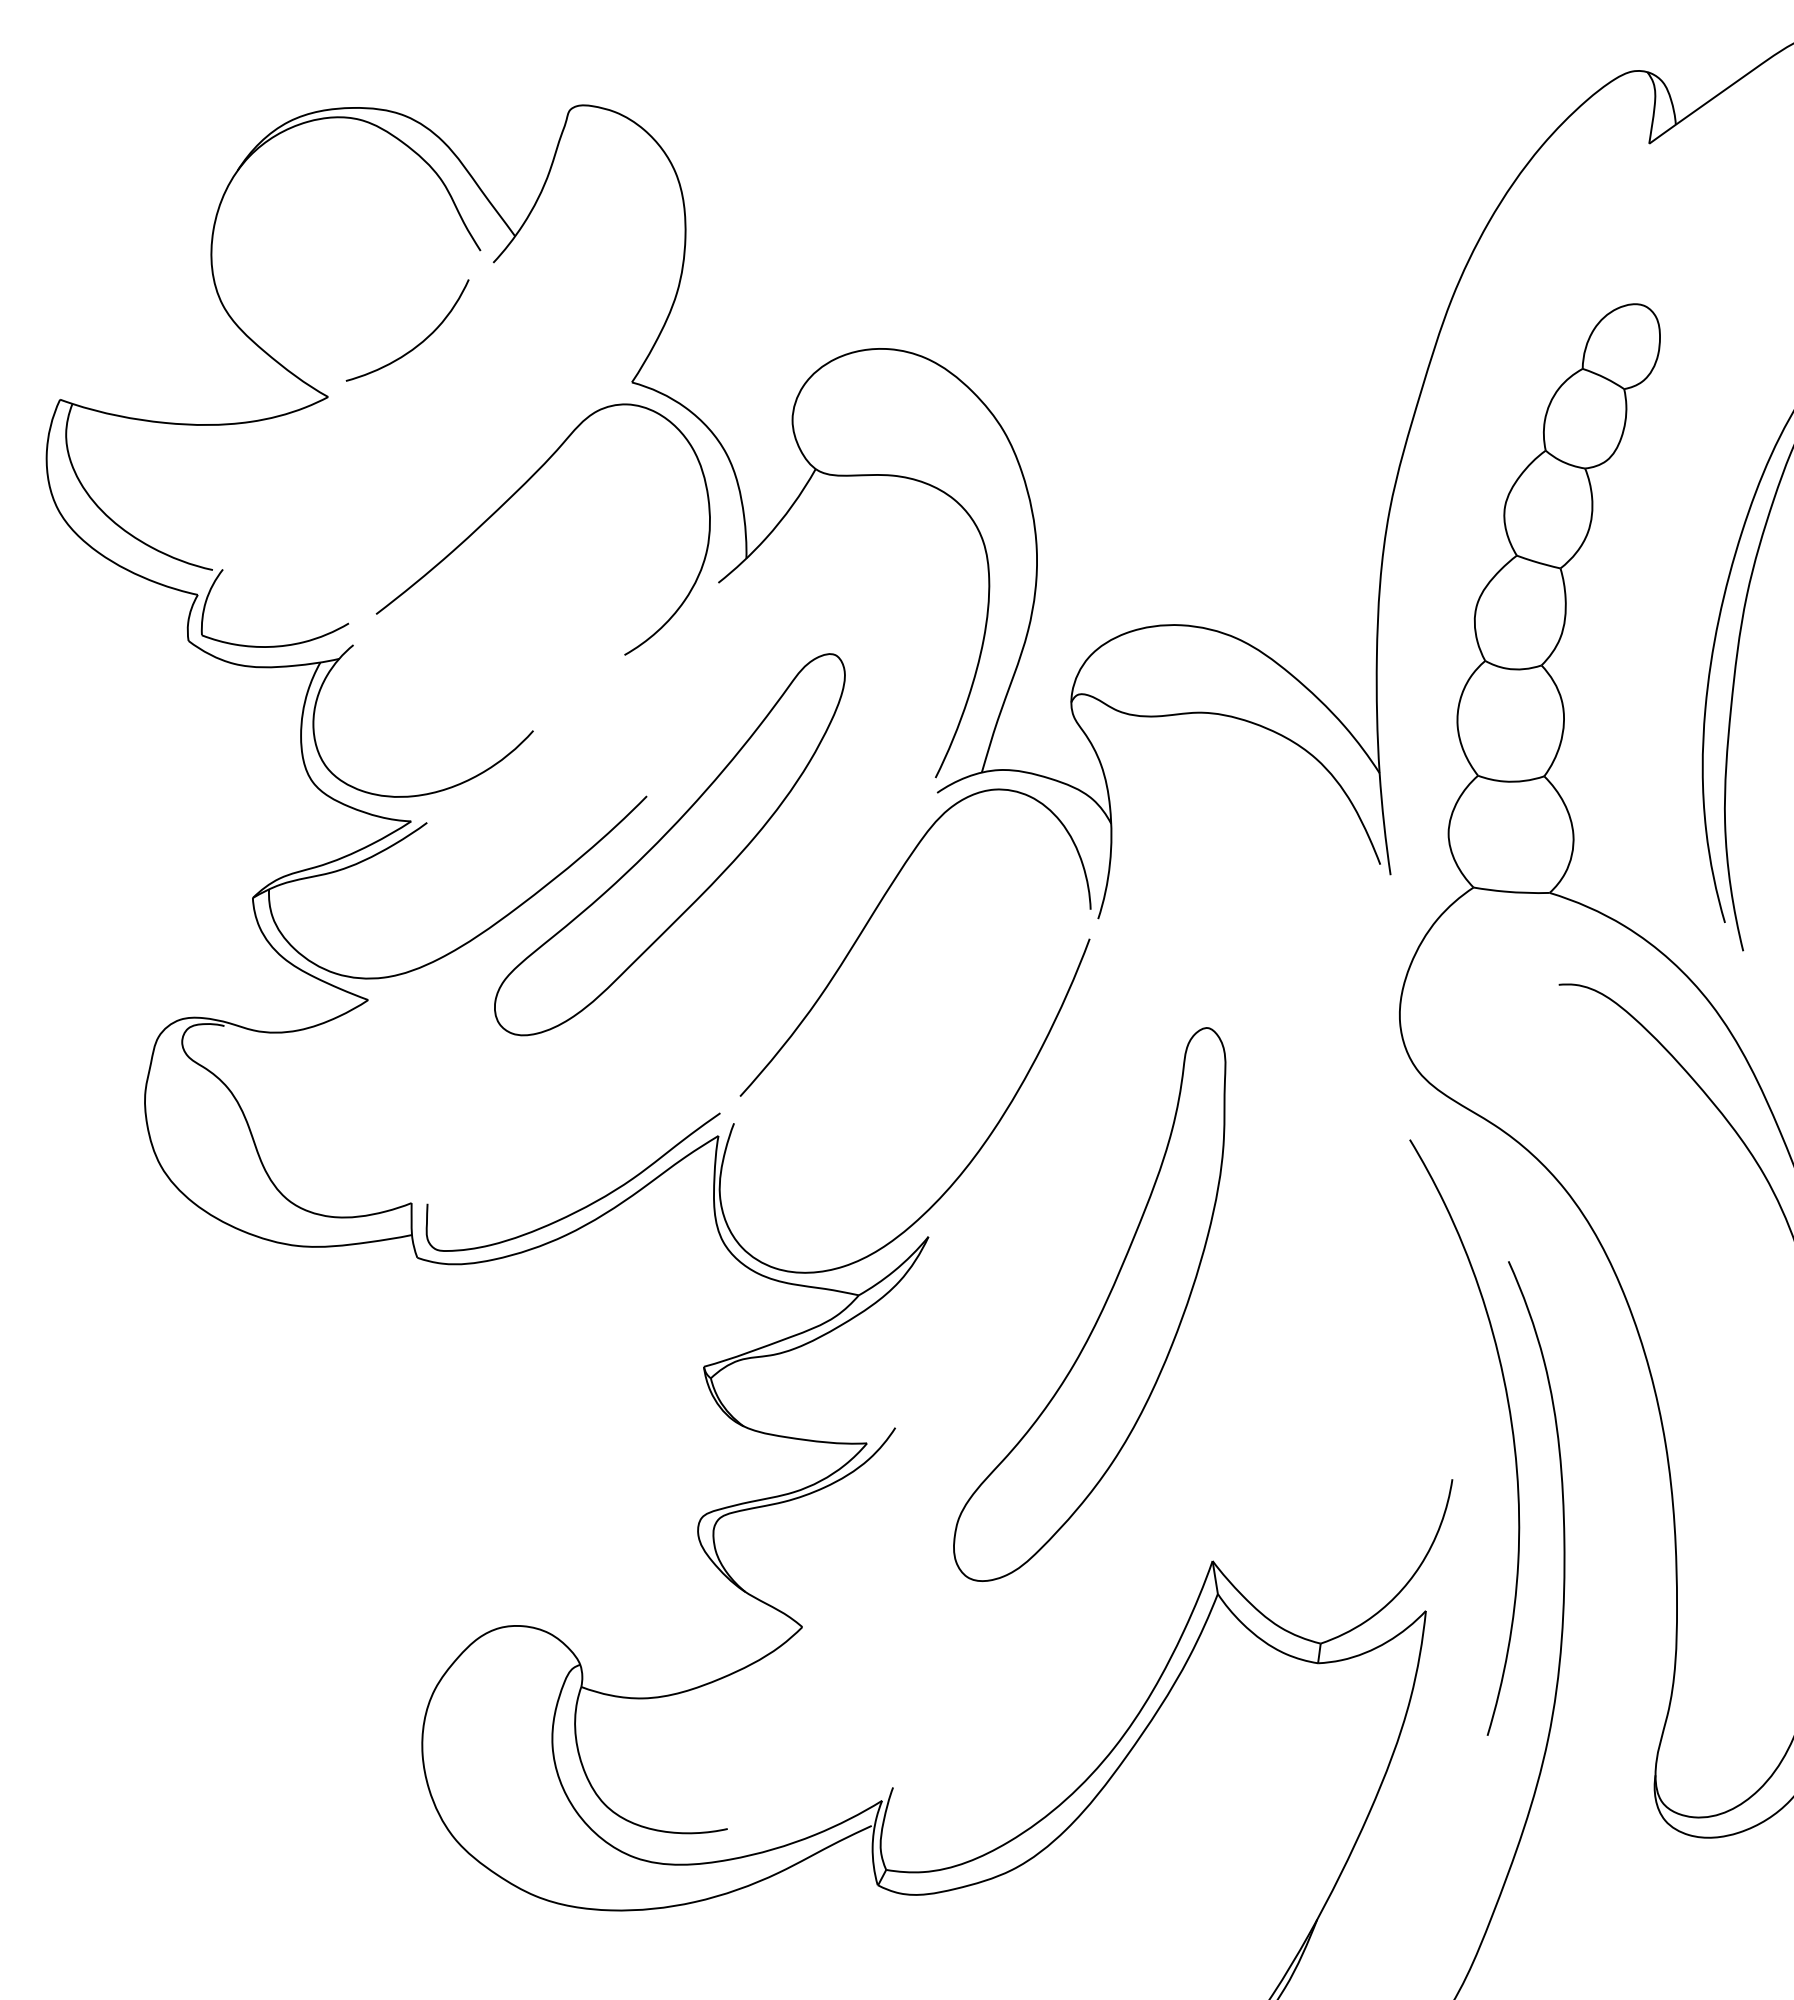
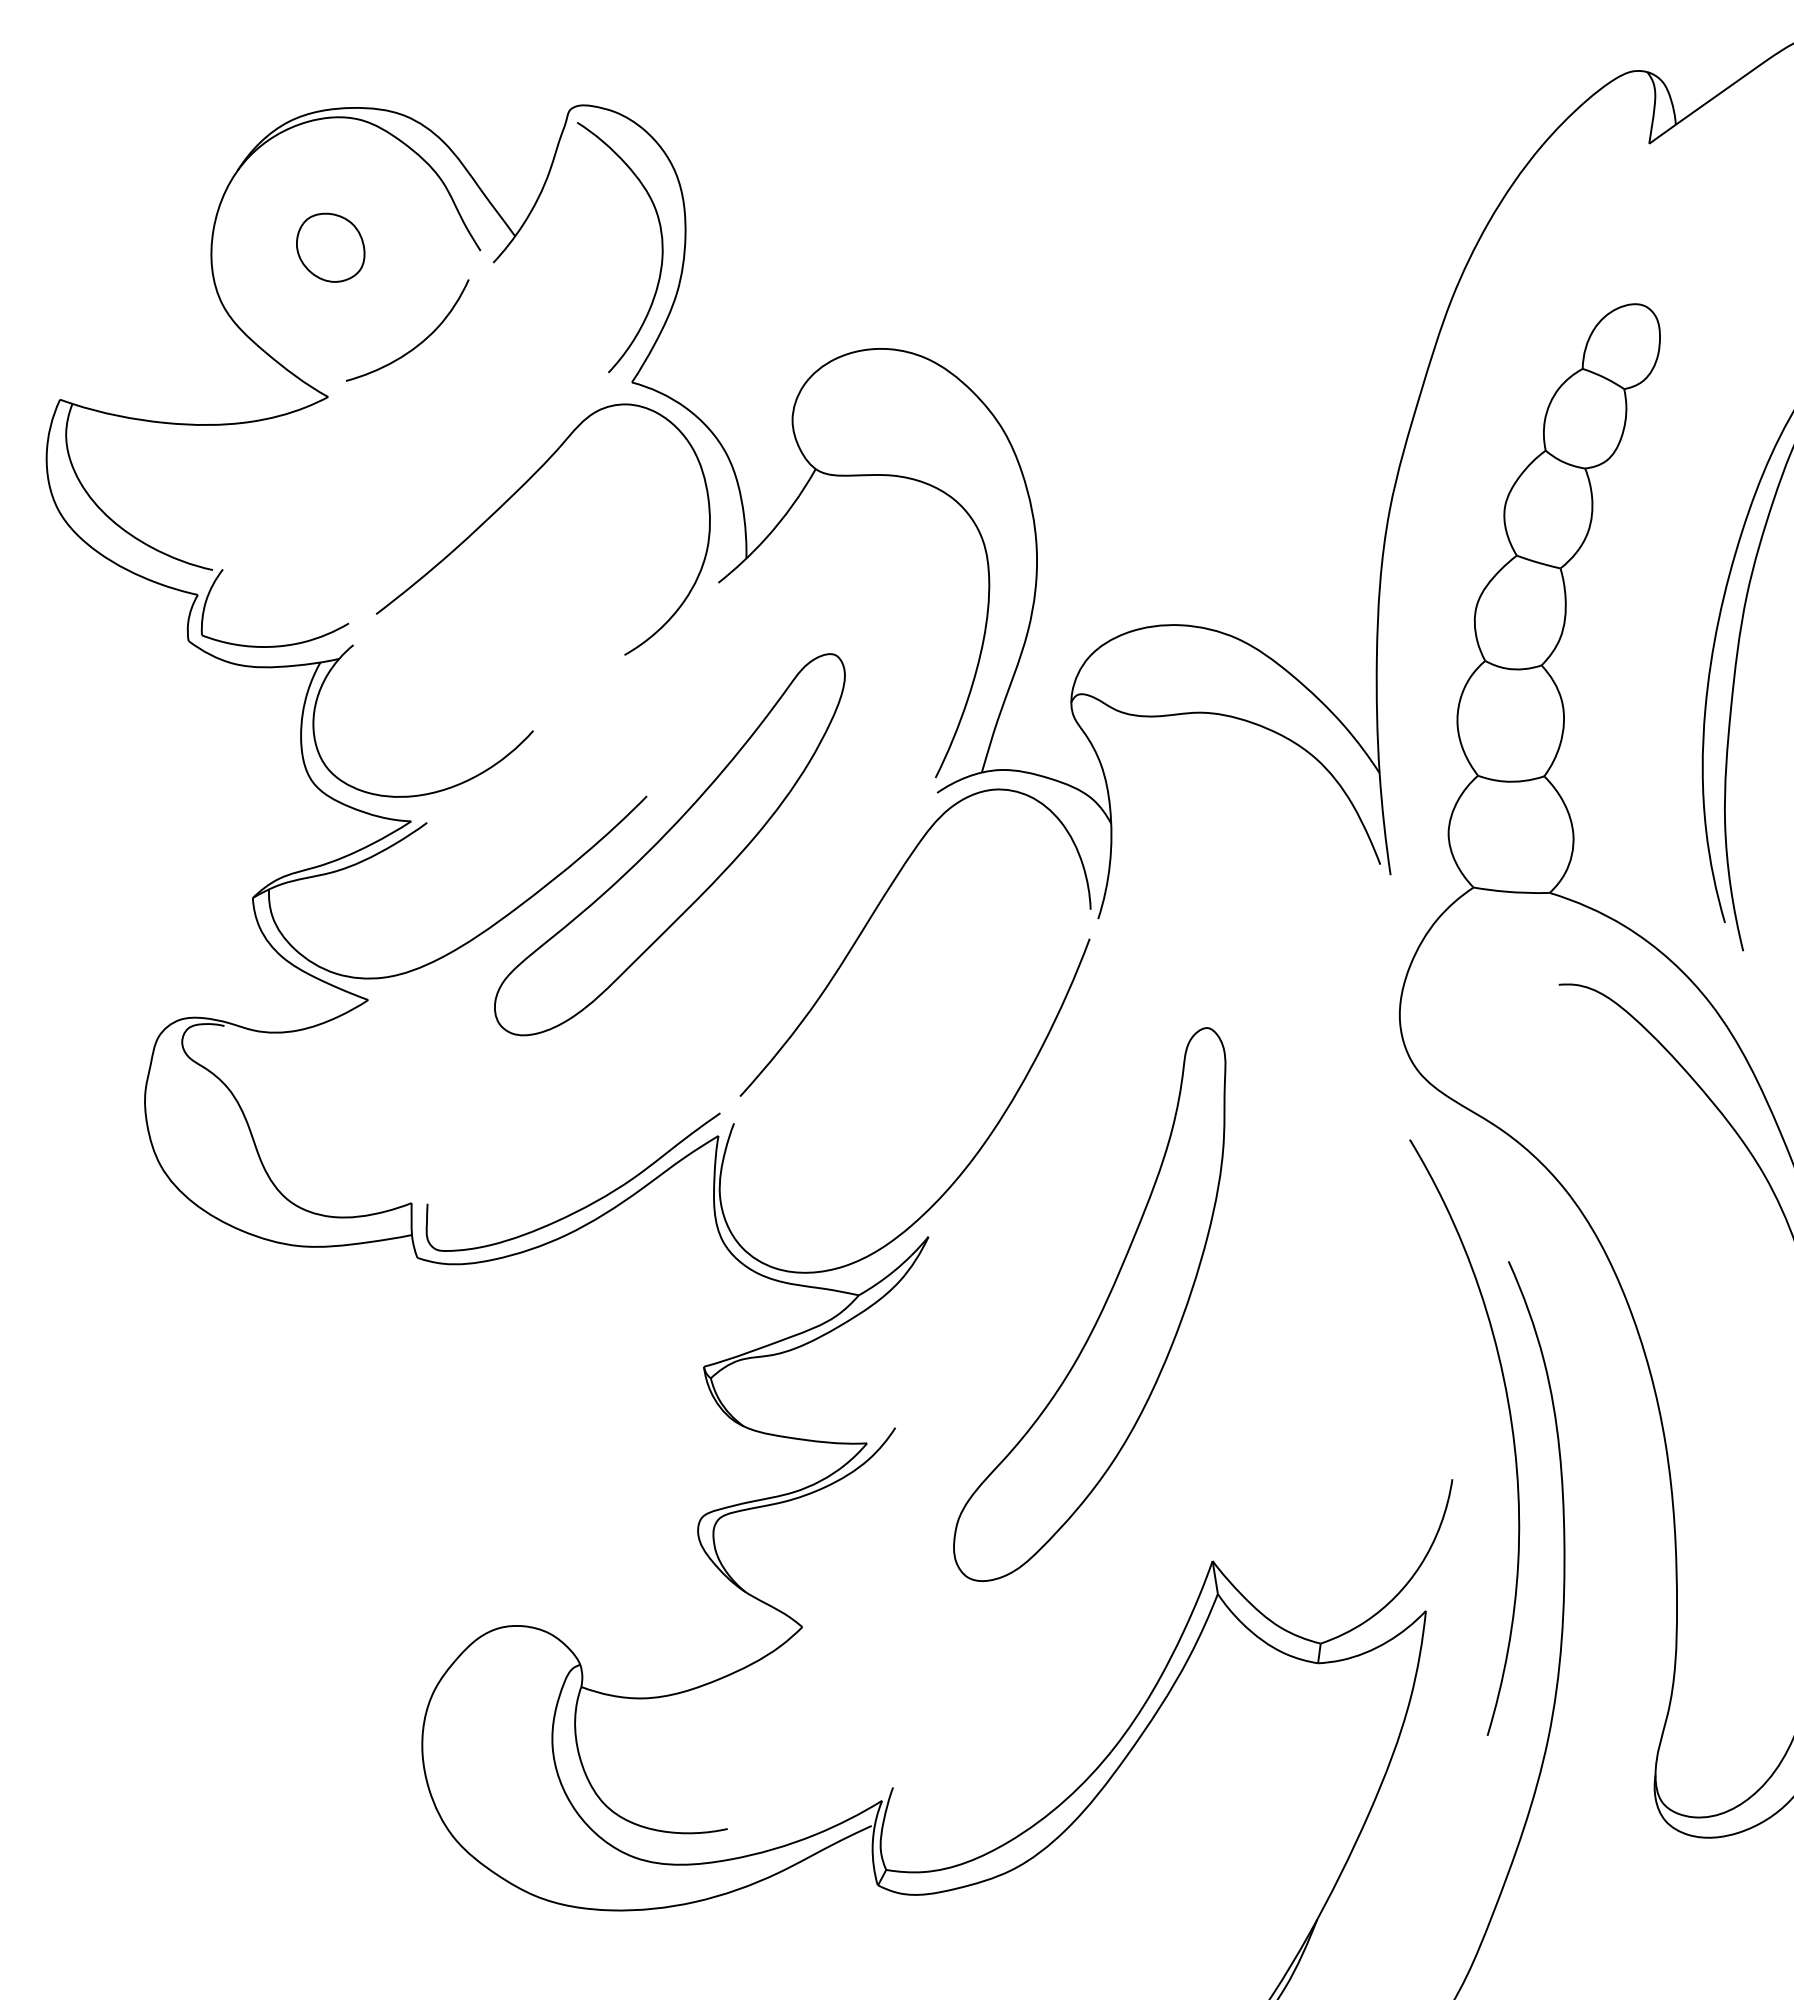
part: none -> present (330, 247)
curve: none -> present (661, 247)
